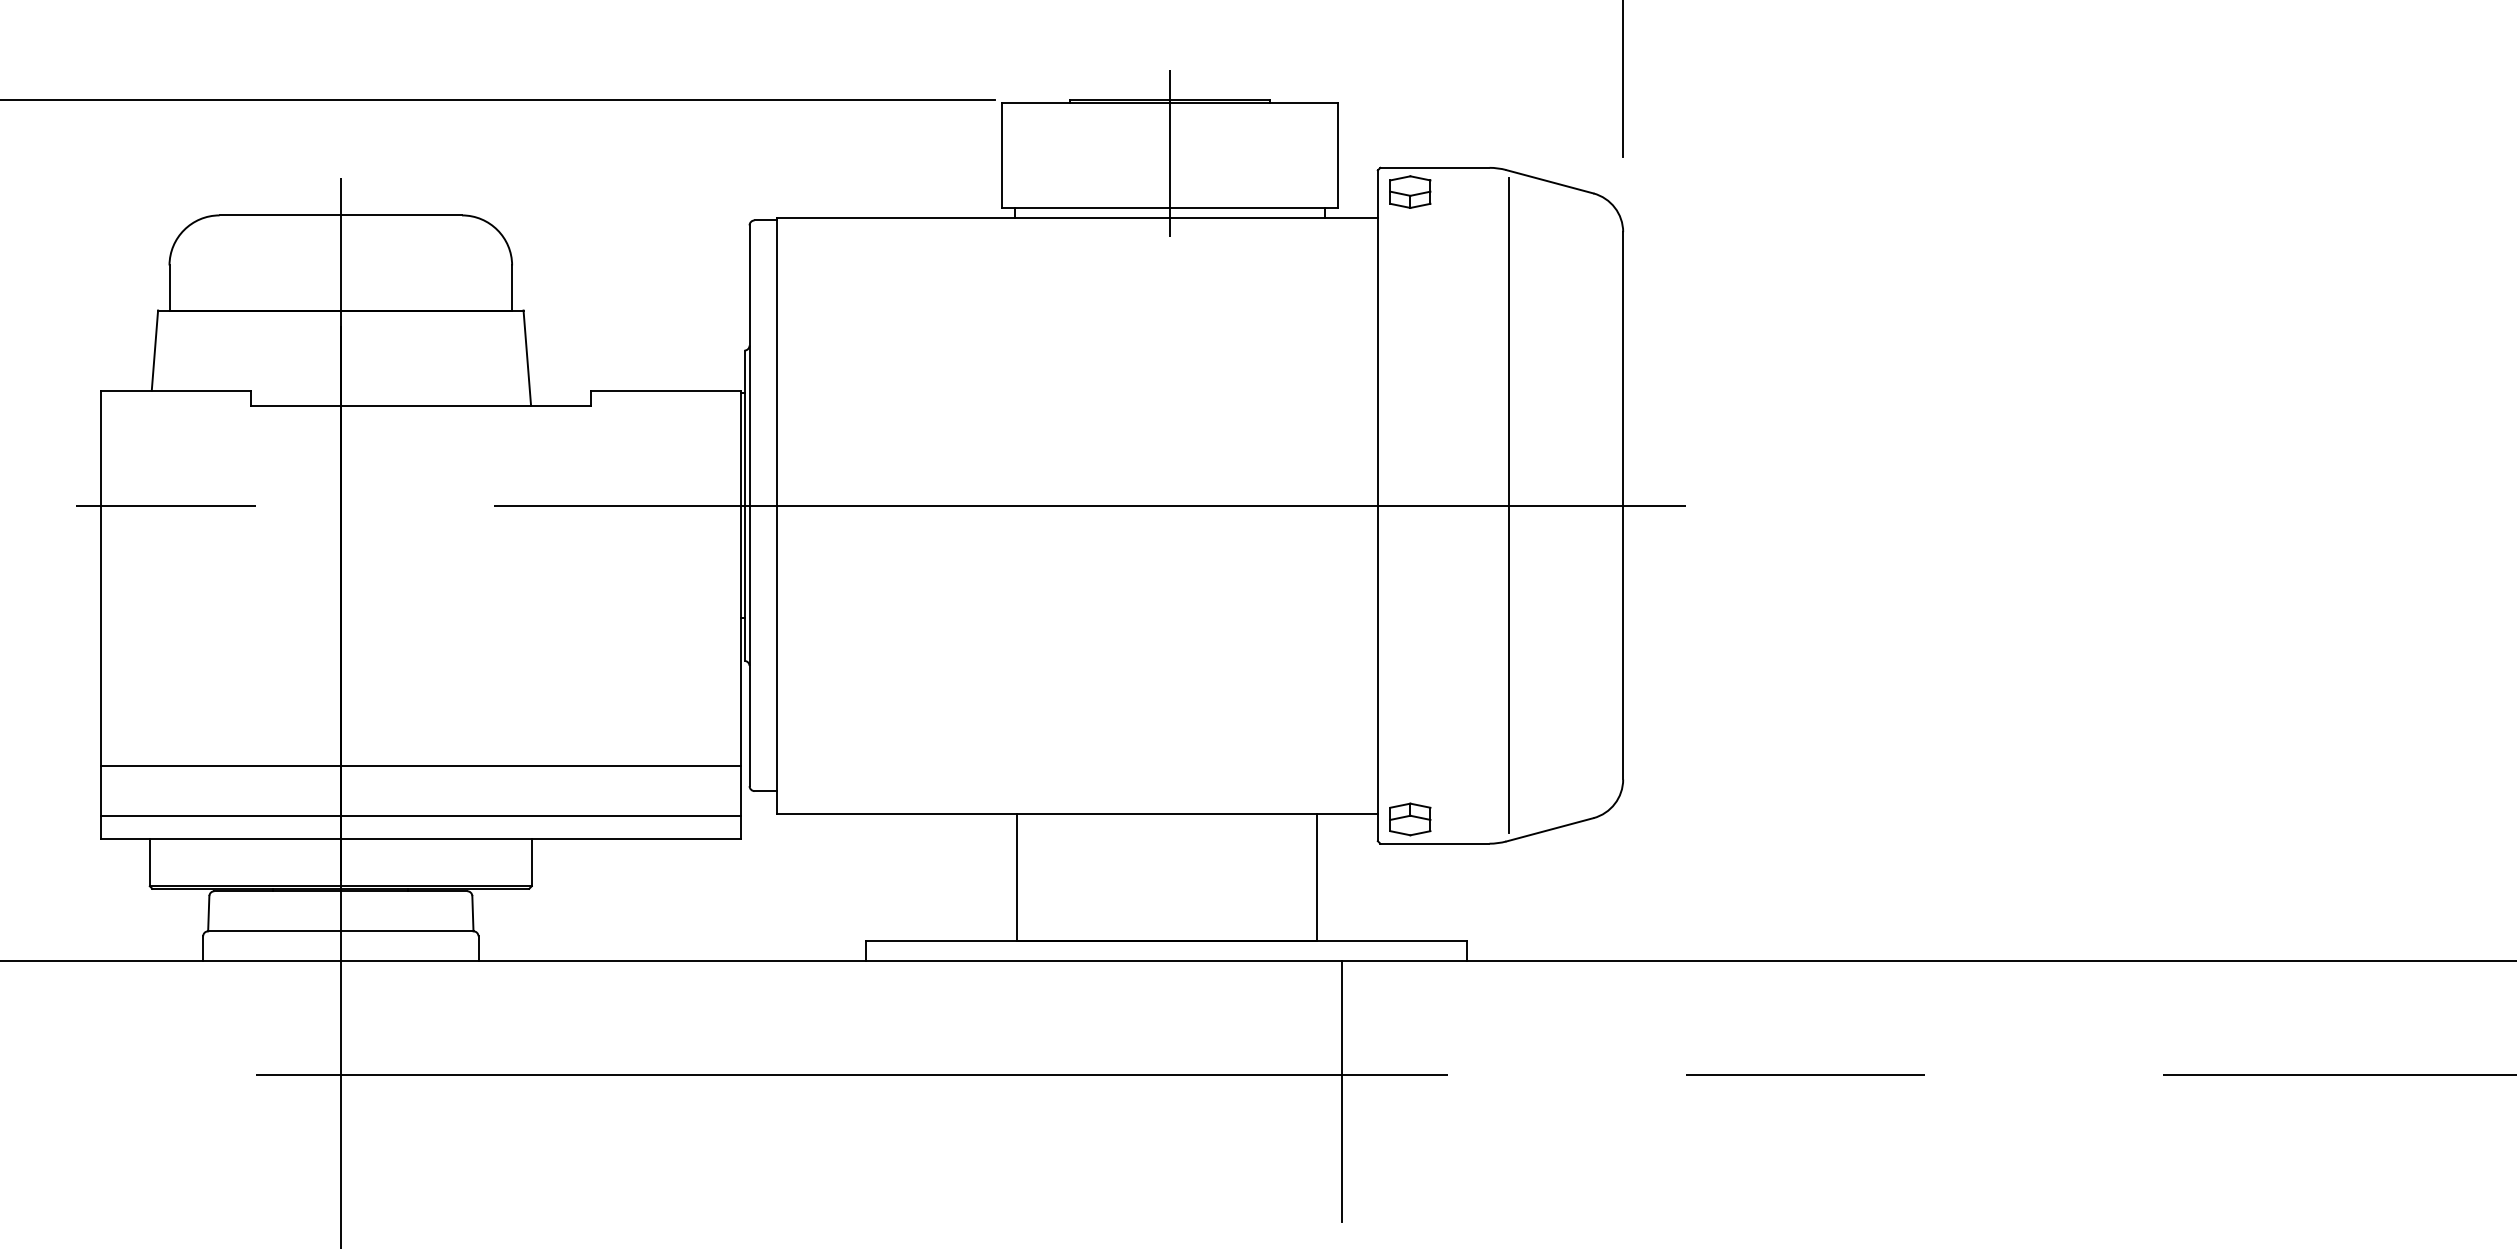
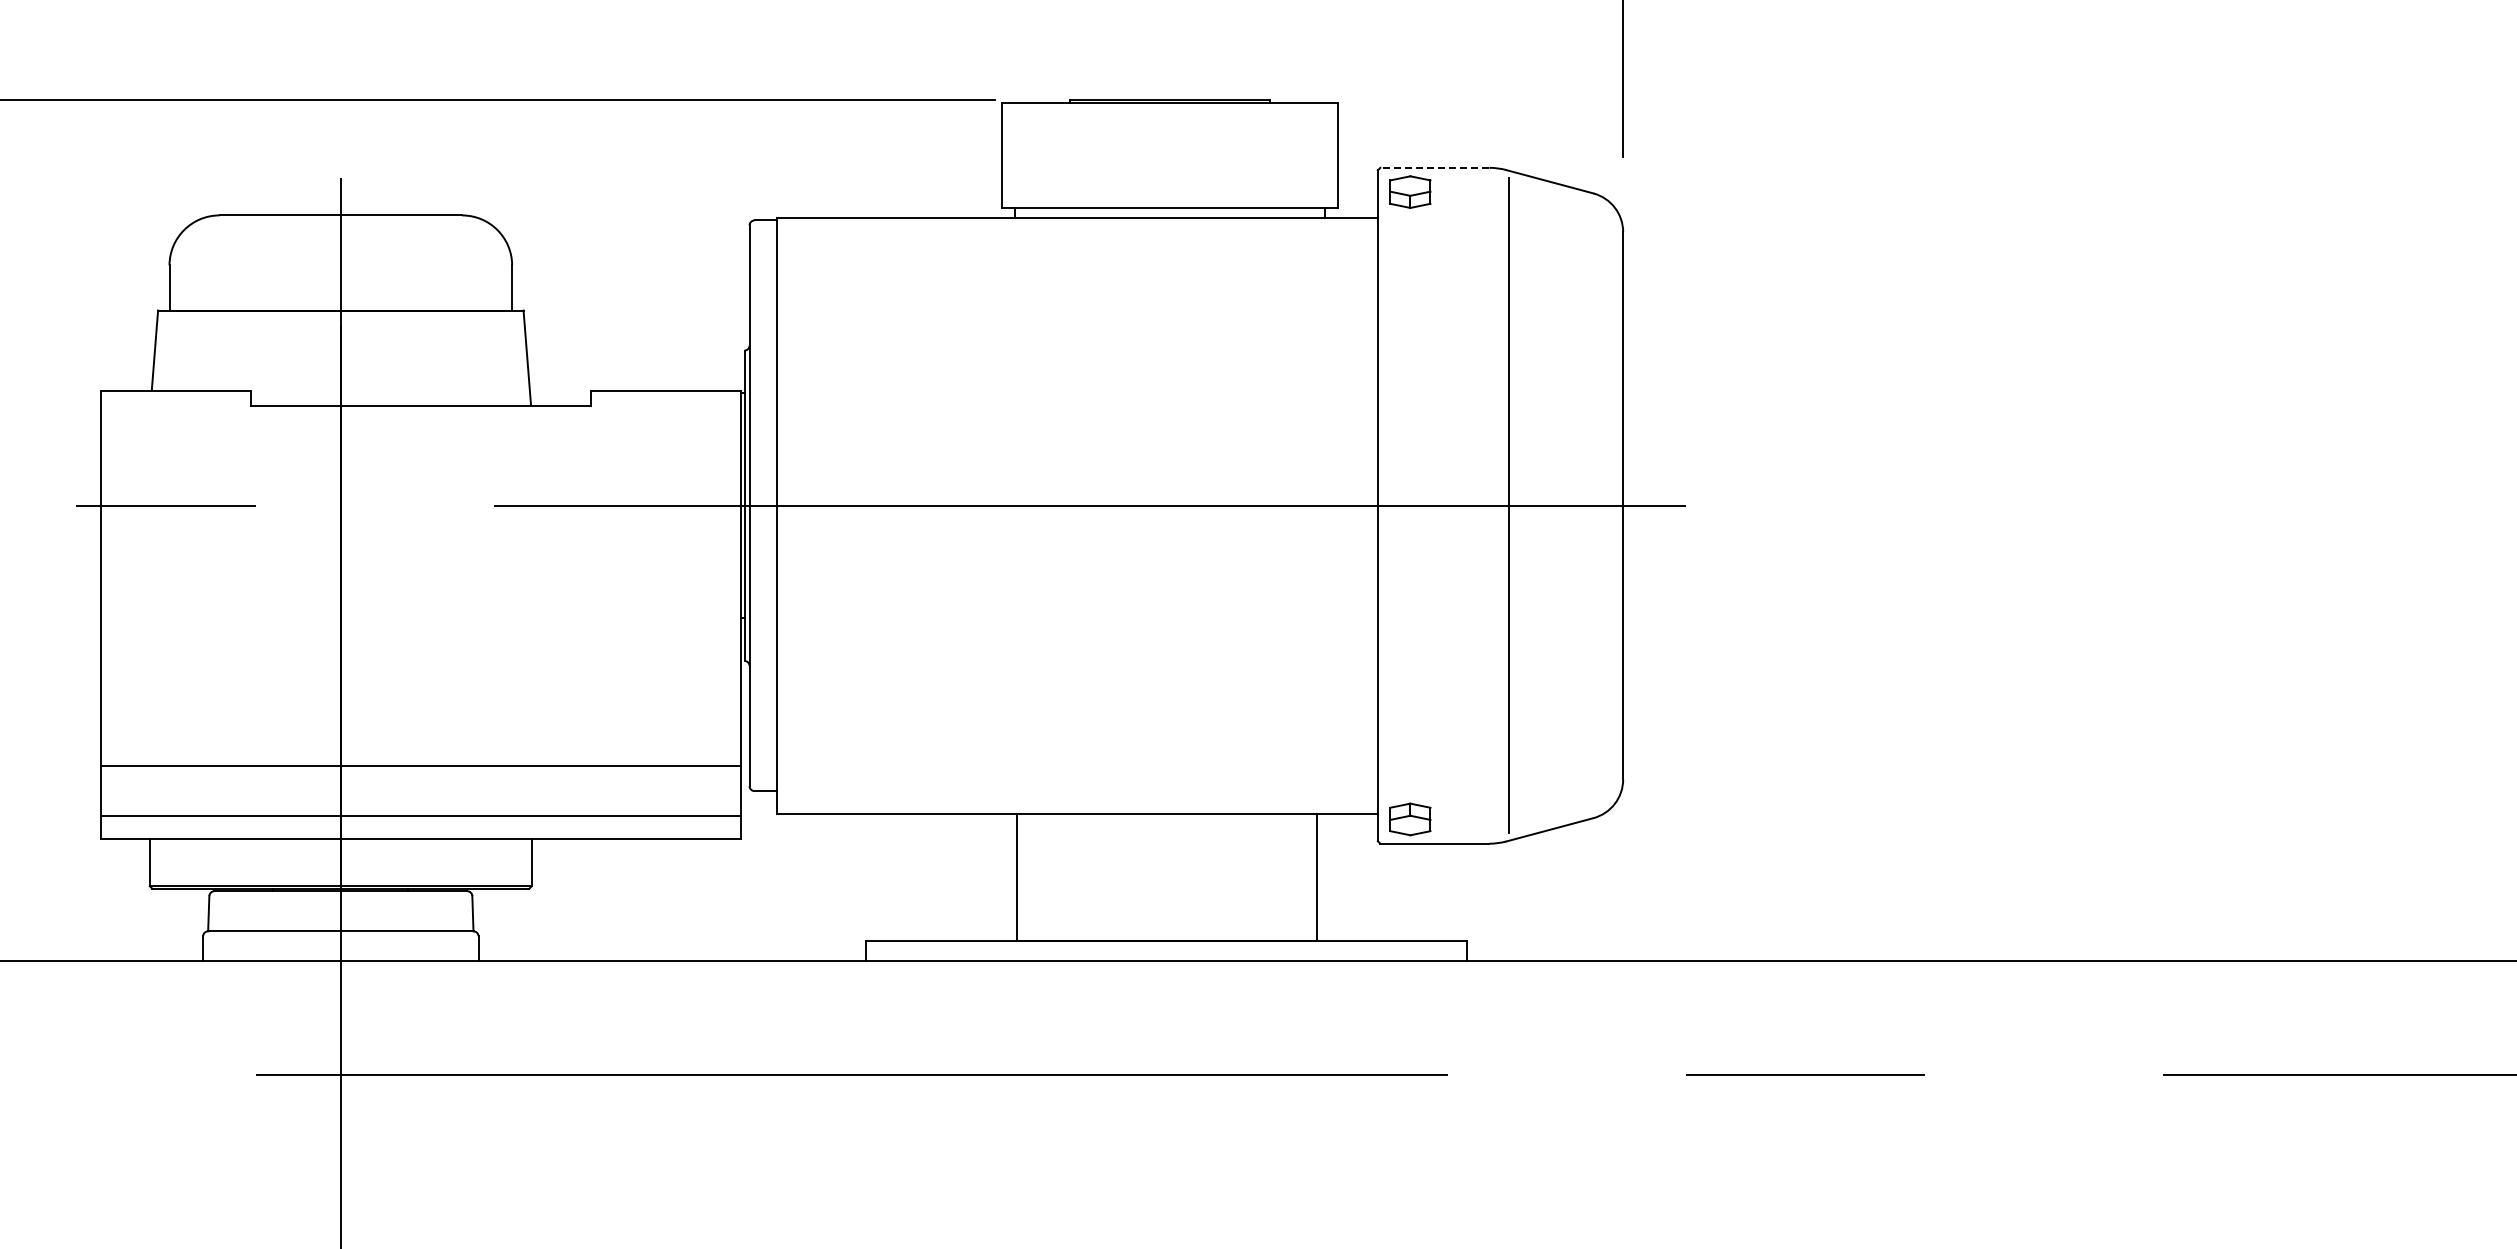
line: present -> none (1170, 152)
line: solid -> dashed (1434, 167)
line: present -> none (1342, 1091)
